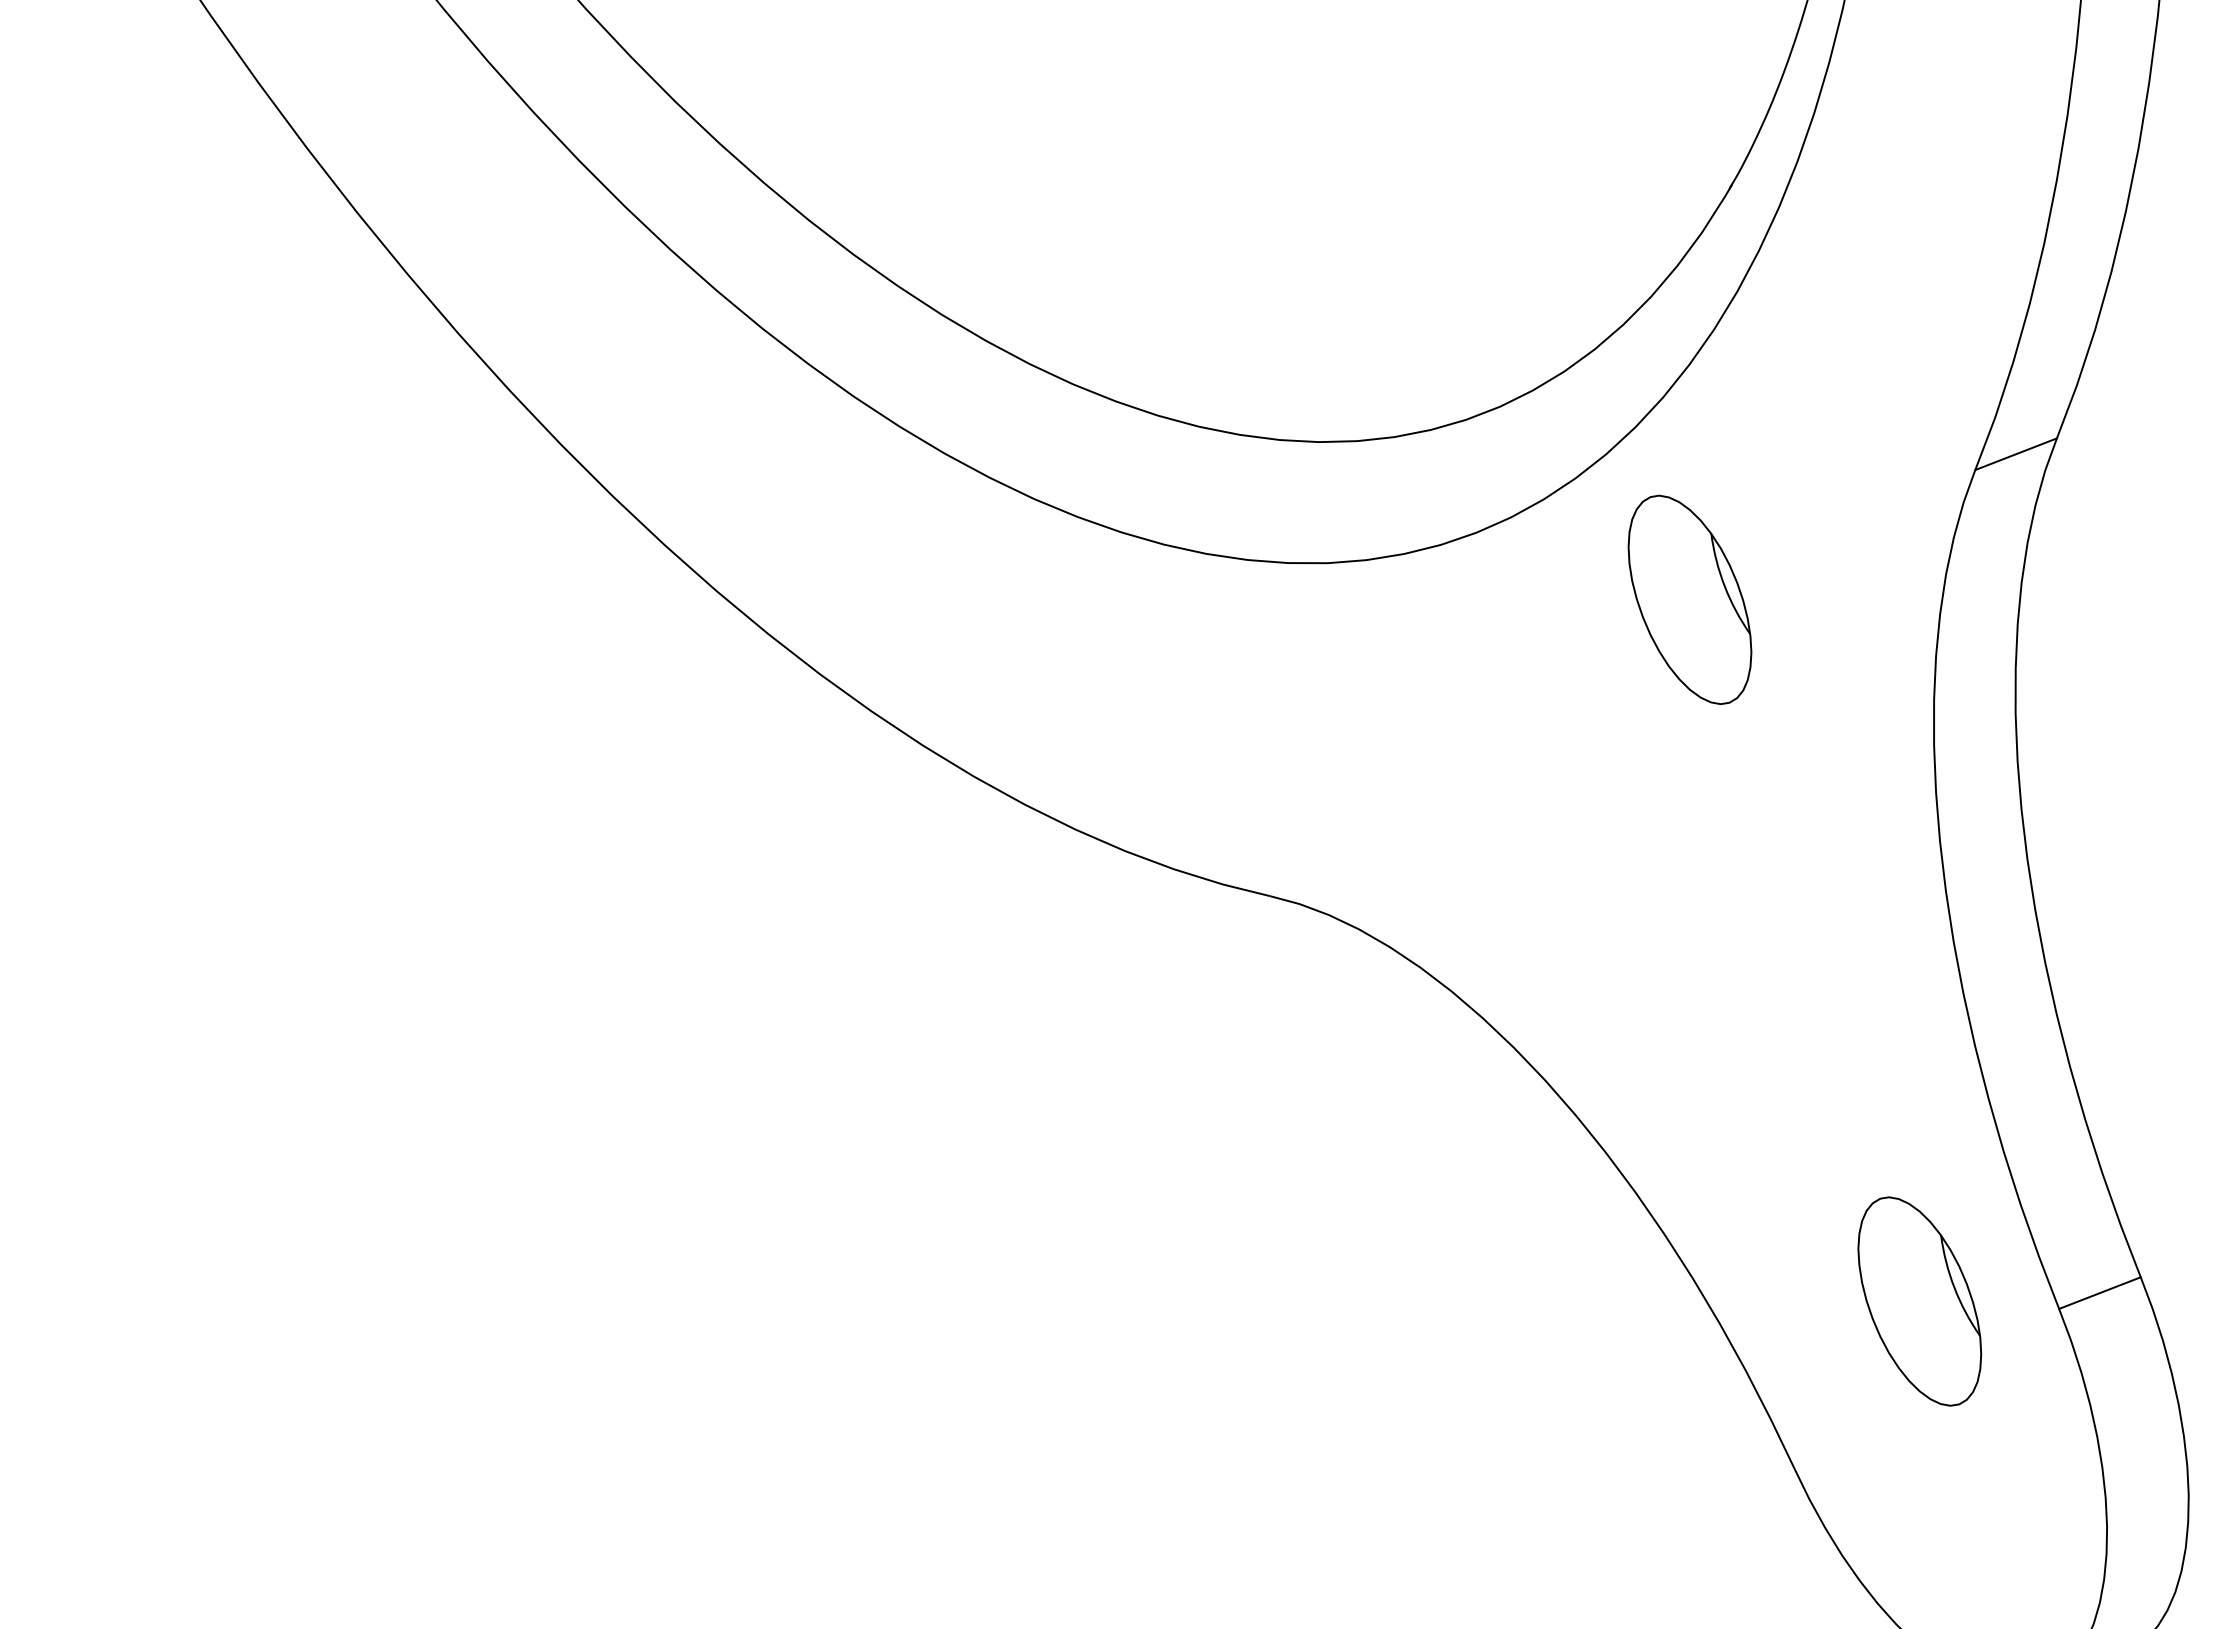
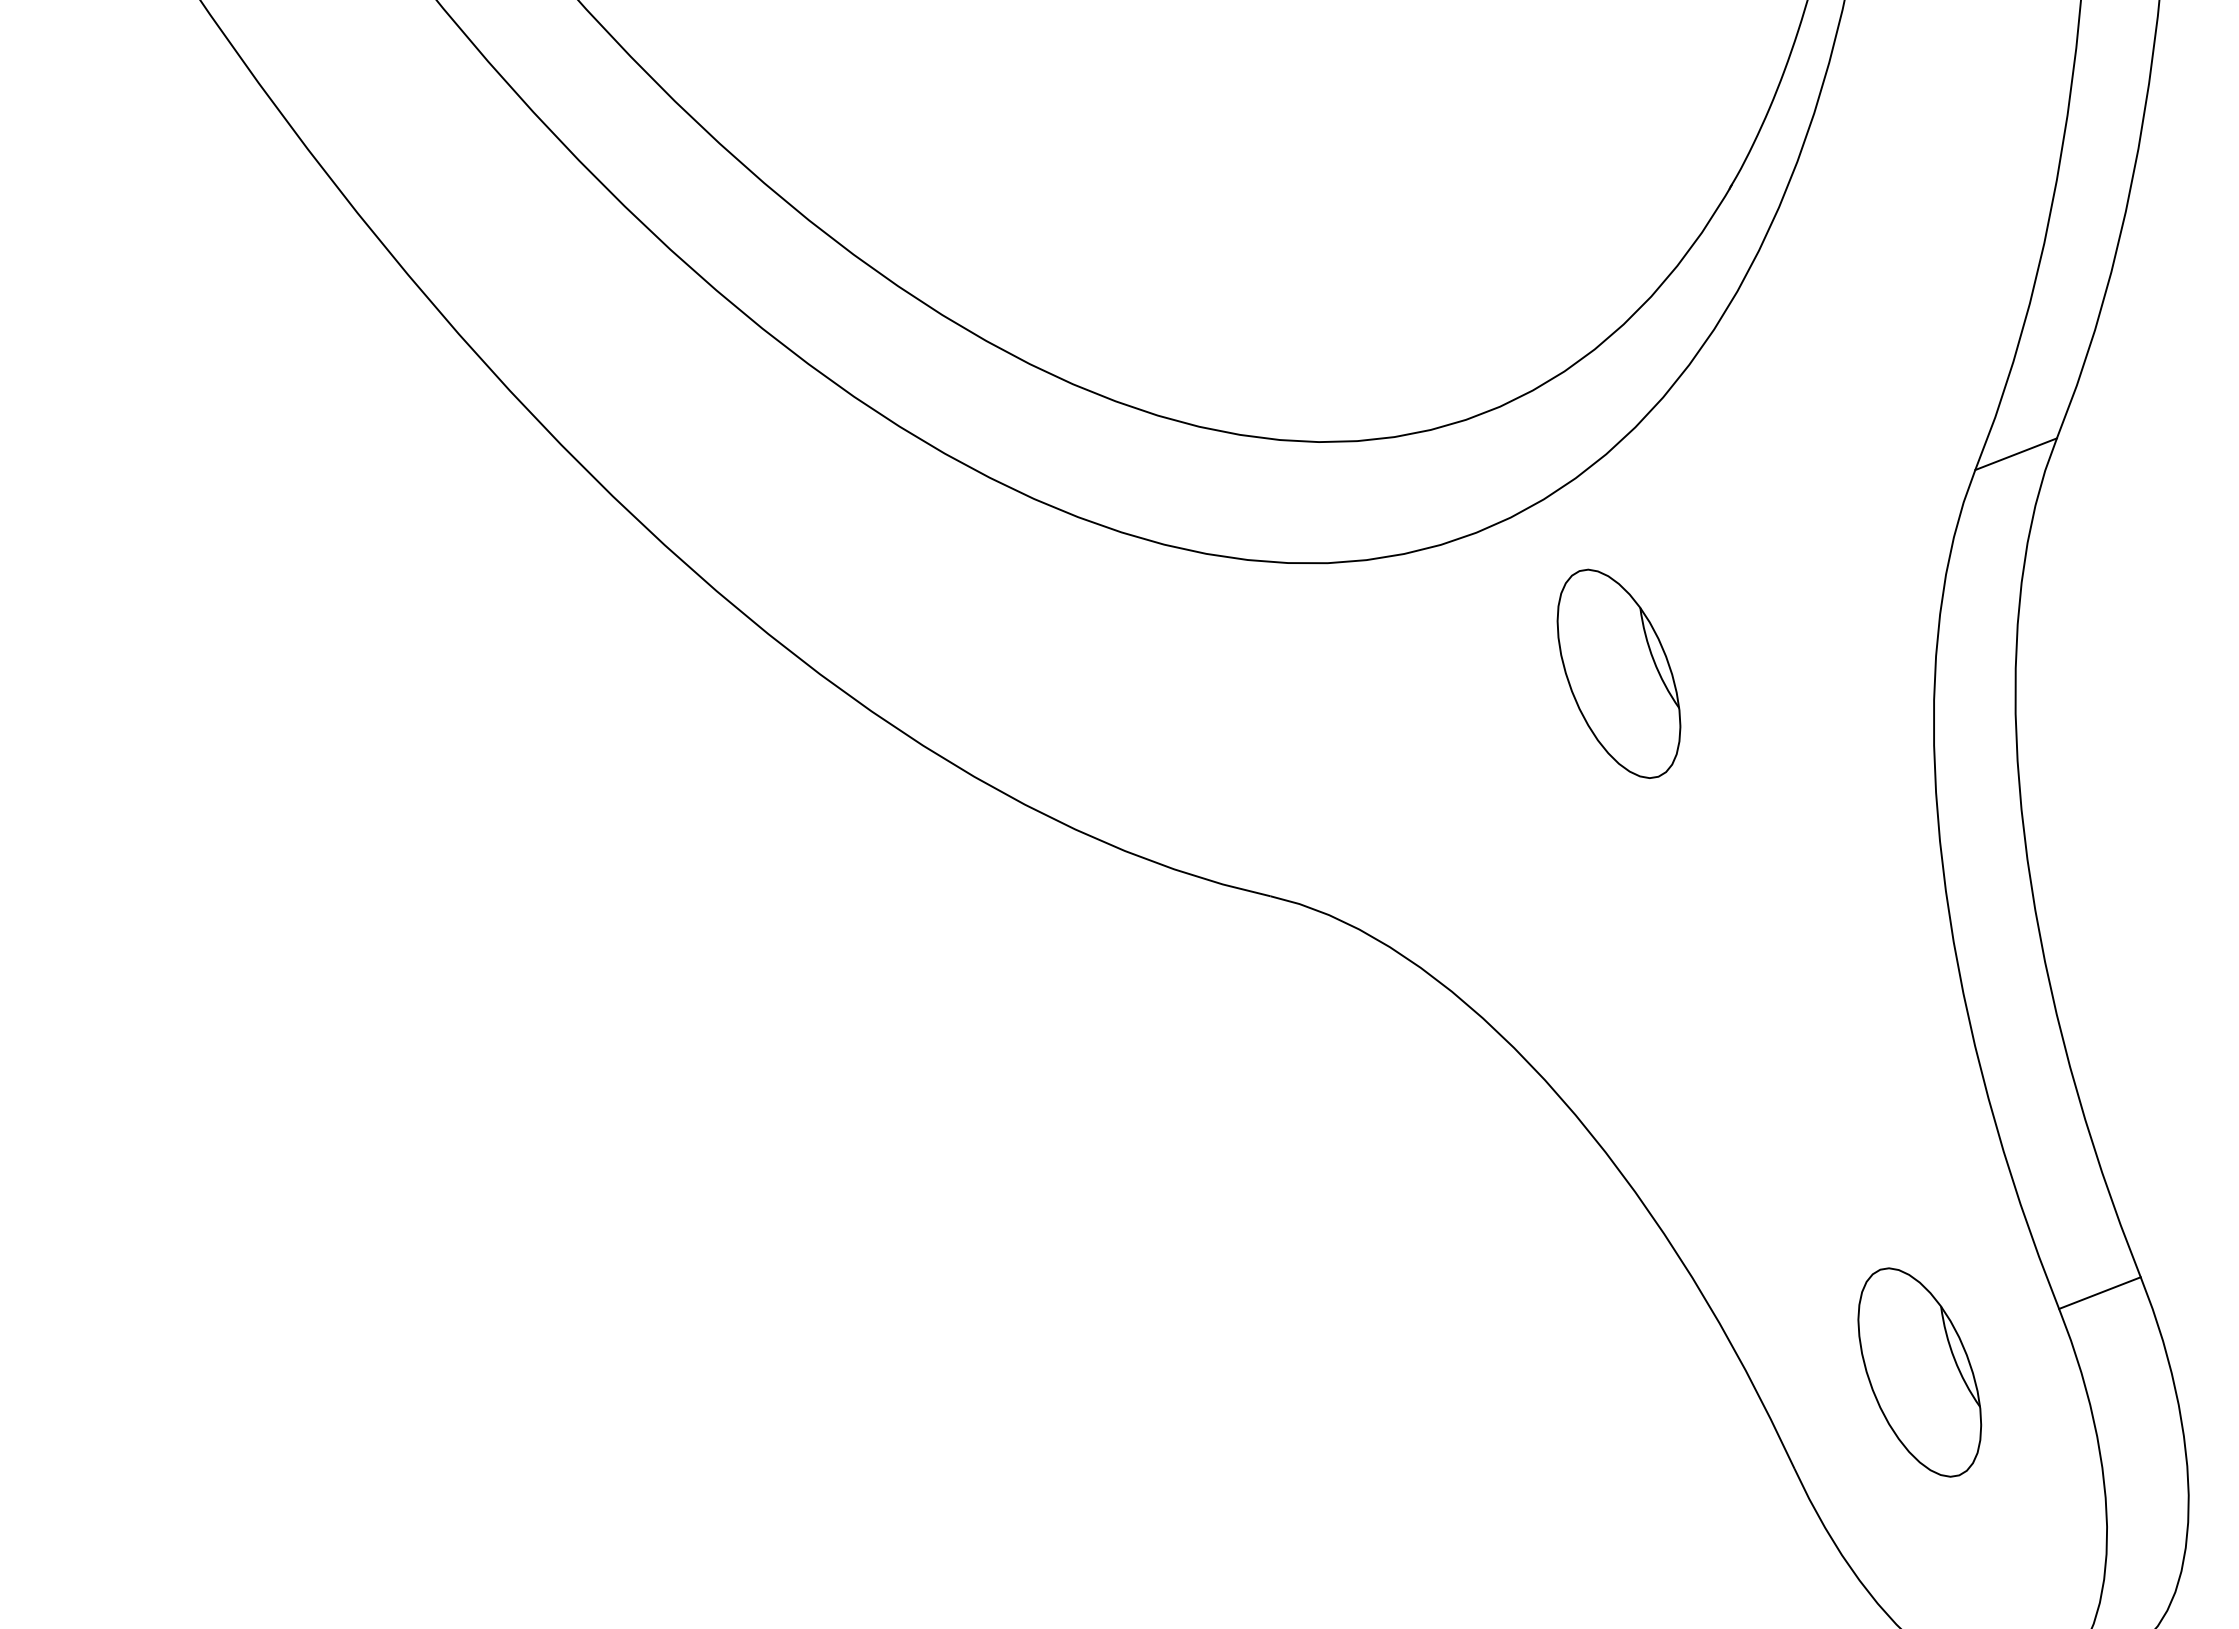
part position: (1689, 599) -> (1618, 673) (1618, 673)
part position: (1919, 1301) -> (1919, 1372) (1919, 1372)
